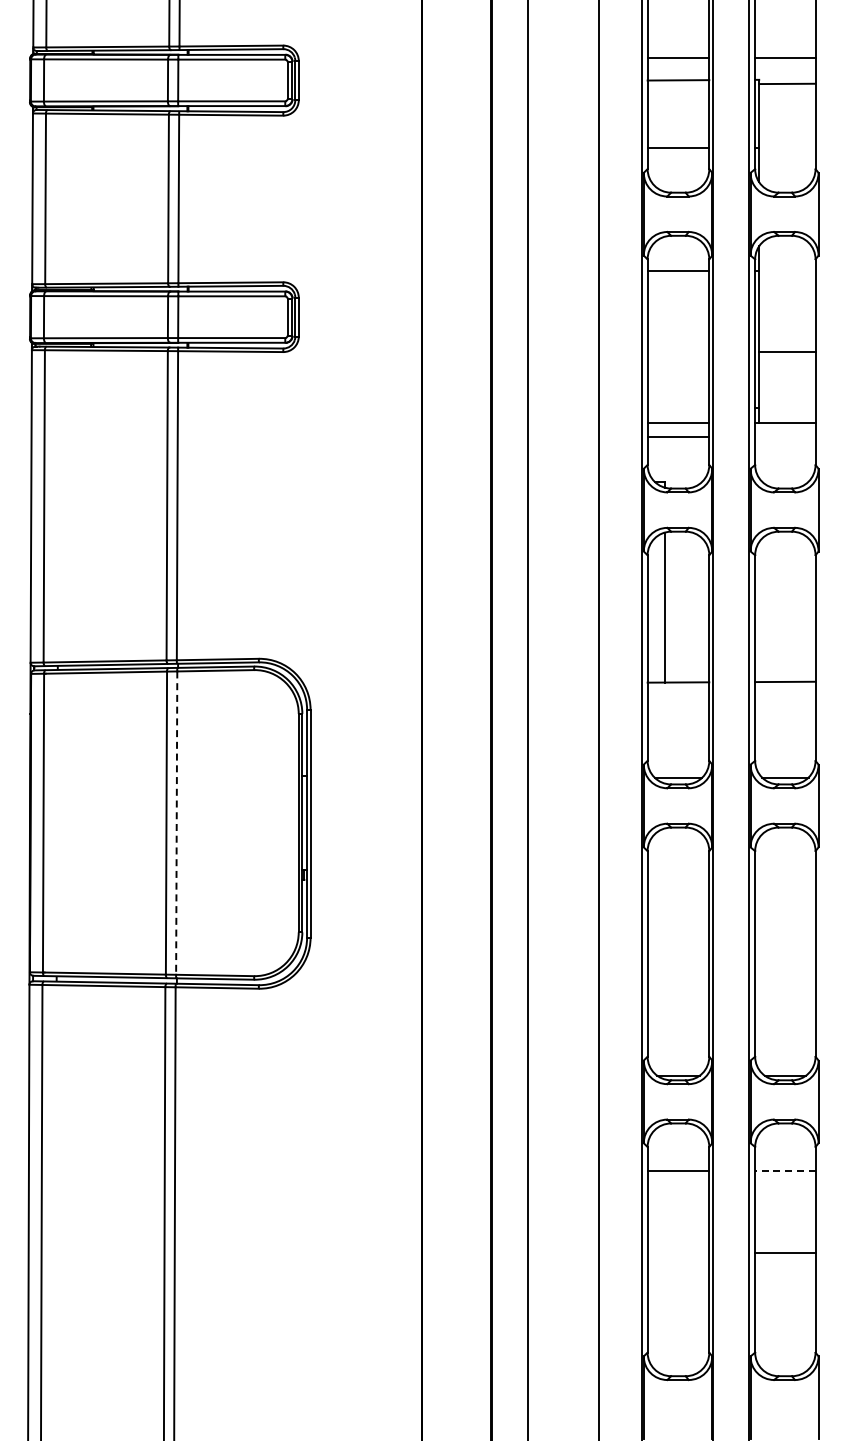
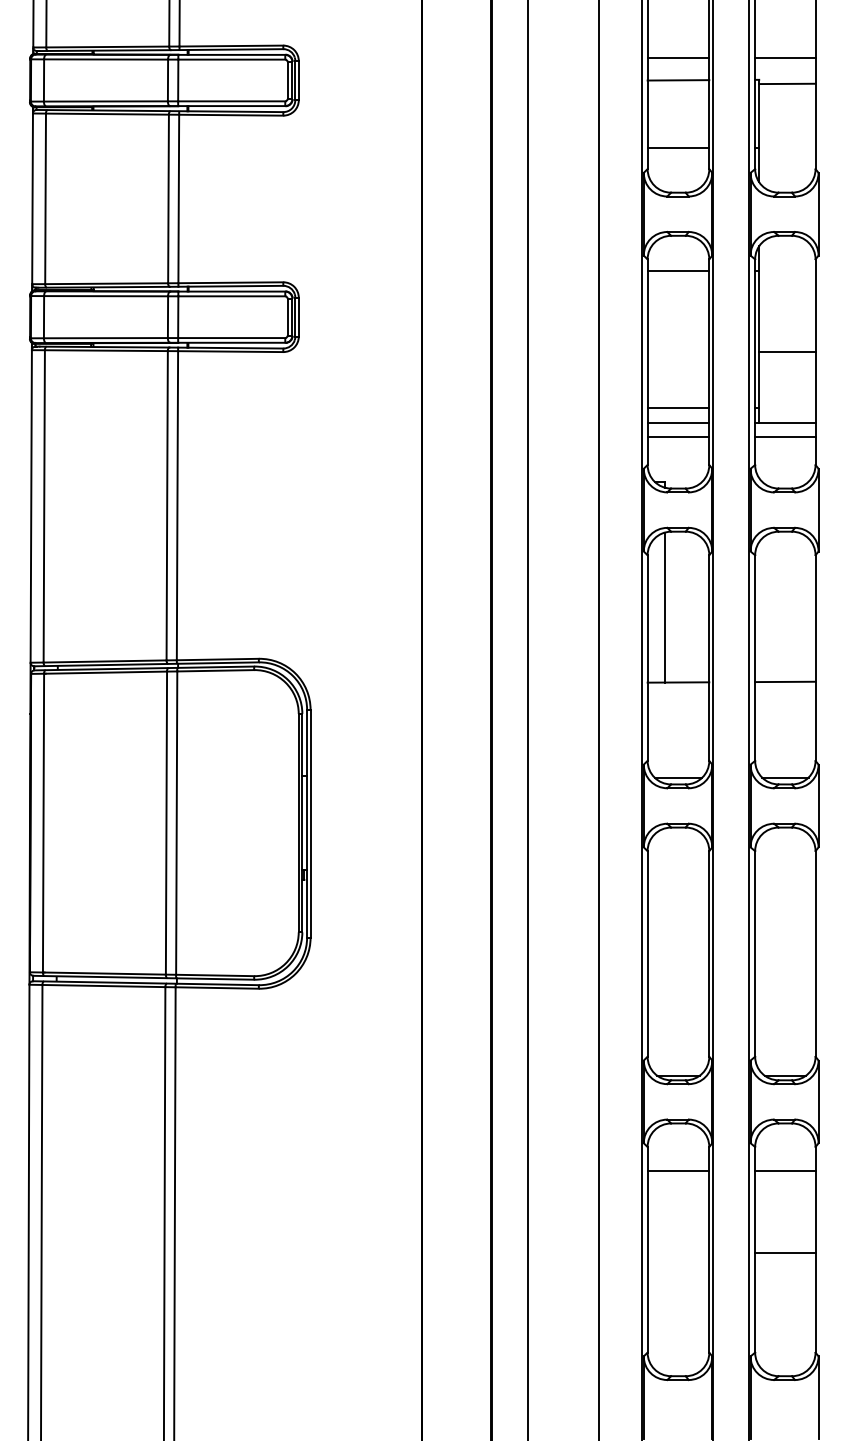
line: none -> present (678, 408)
line: none -> present (785, 436)
line: dashed -> solid (176, 823)
line: dashed -> solid (784, 1170)
